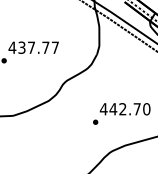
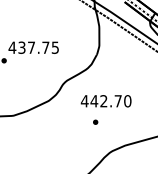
text: 437.77 -> 437.75 (54, 47)
text position: (124, 109) -> (105, 101) (105, 101)
